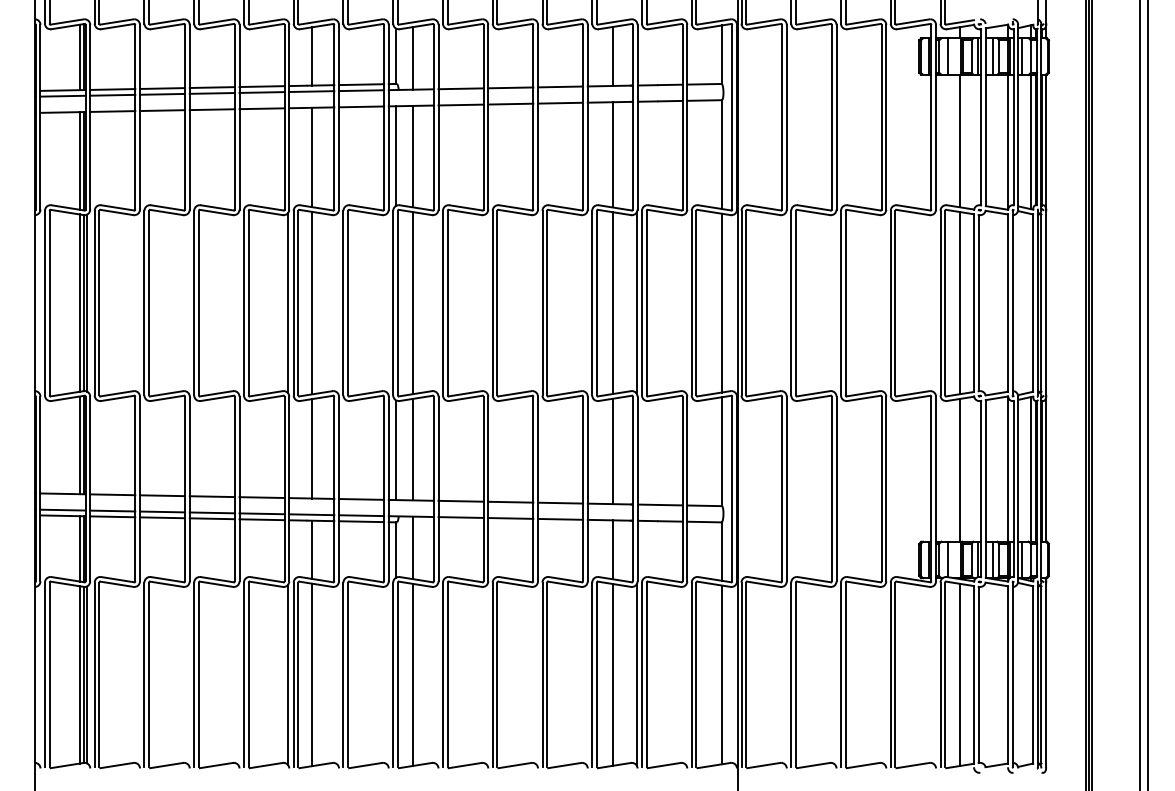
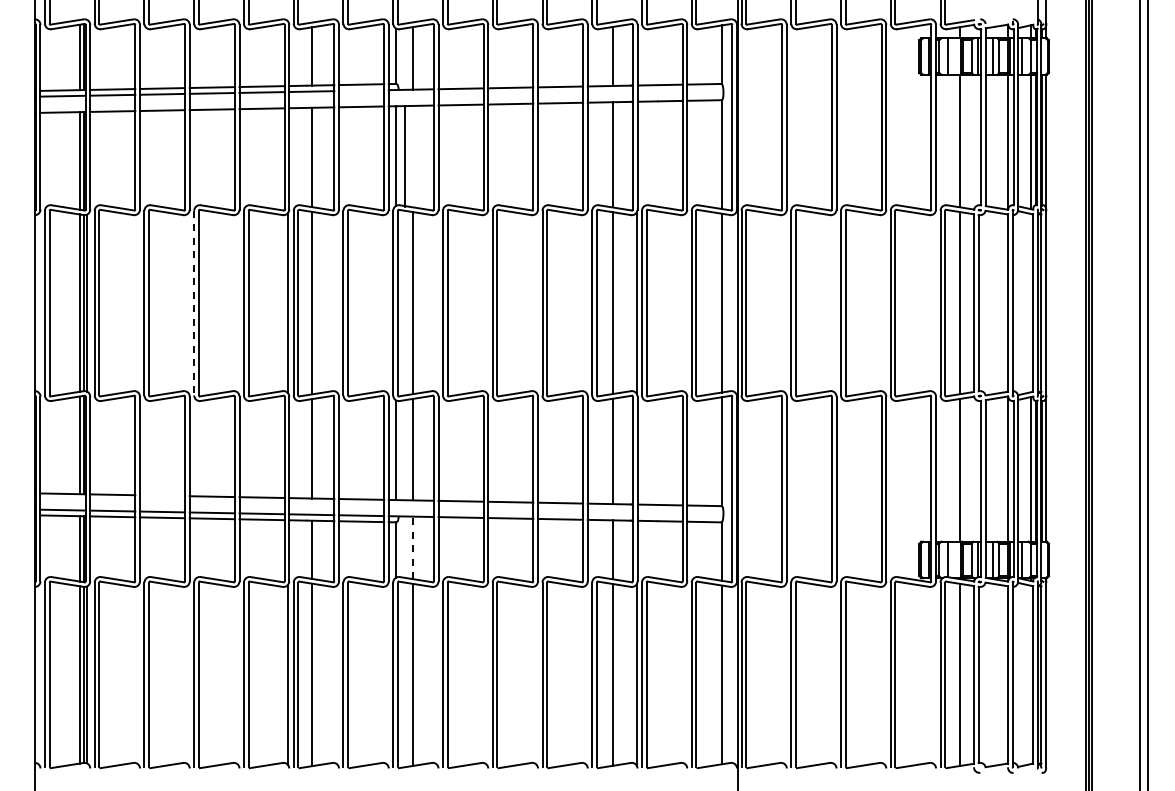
line: present -> none (361, 90)
line position: (412, 156) -> (404, 156) (404, 156)
line: solid -> dashed (194, 303)
line: present -> none (162, 495)
line: solid -> dashed (412, 547)
